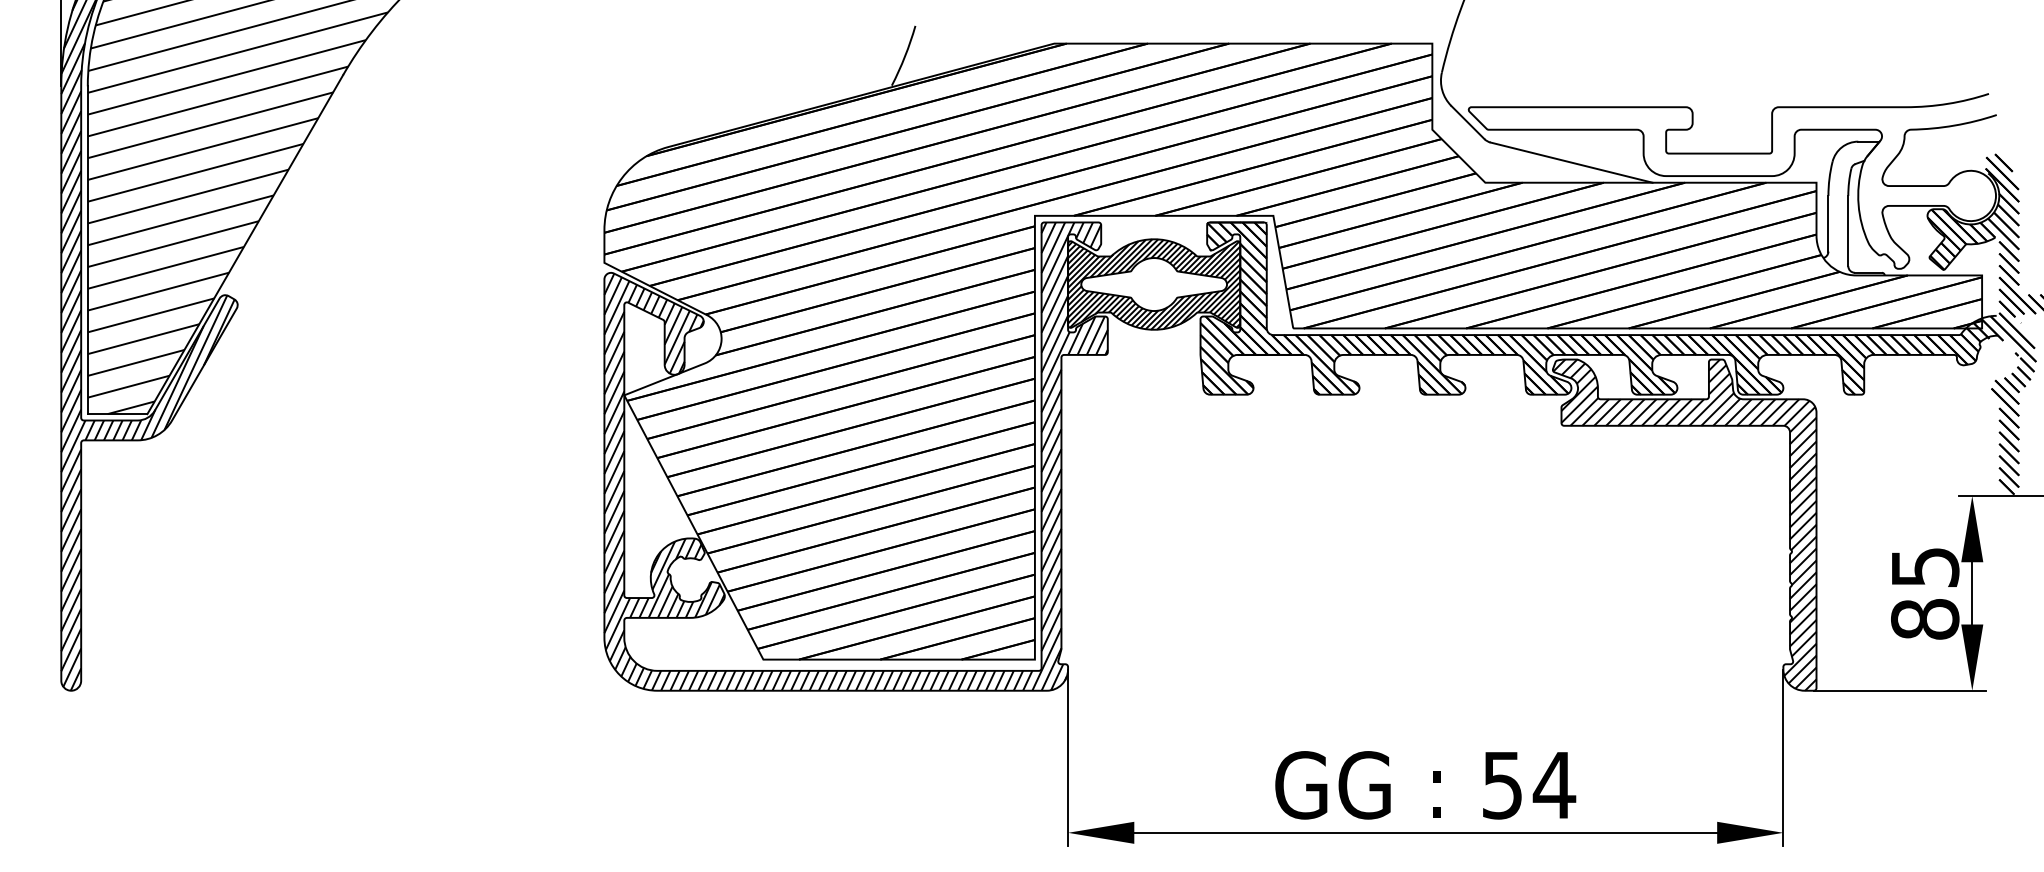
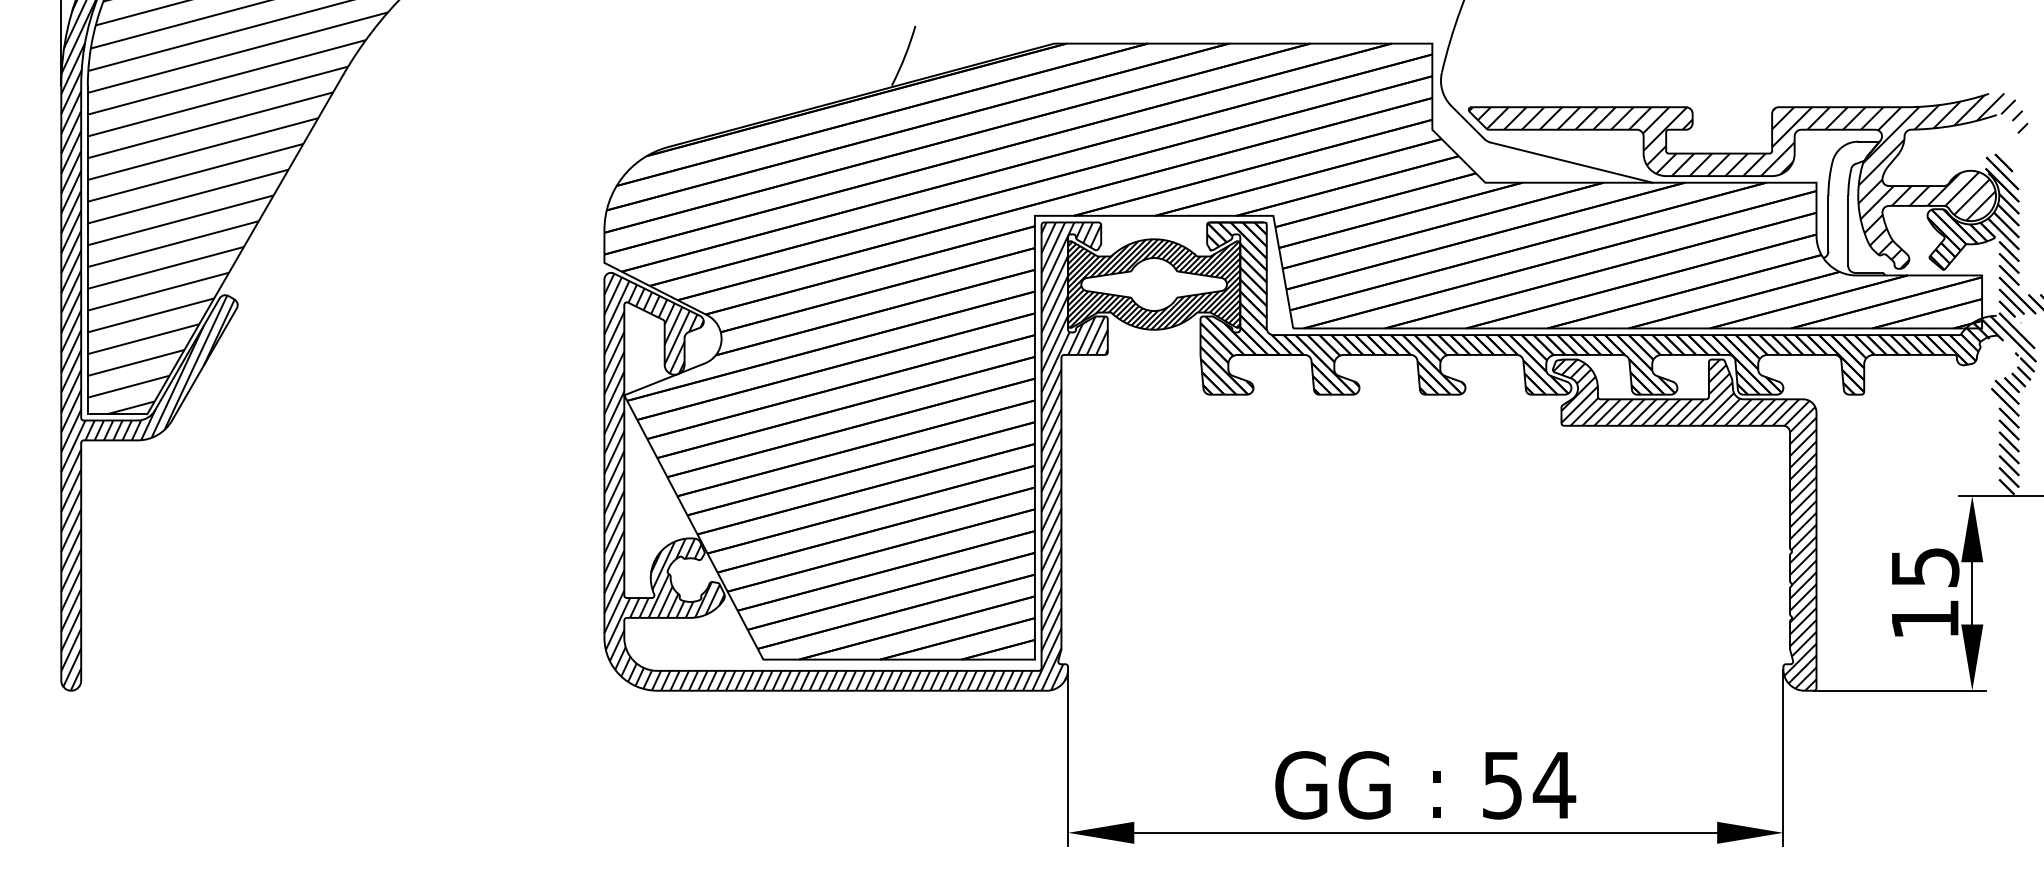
hatch: none -> present (1748, 180)
text: 85 -> 15 (1925, 619)
